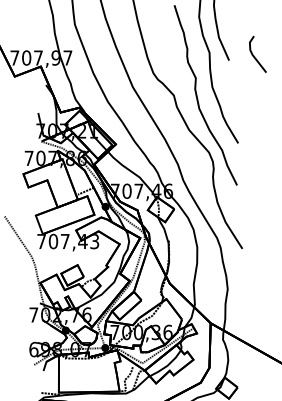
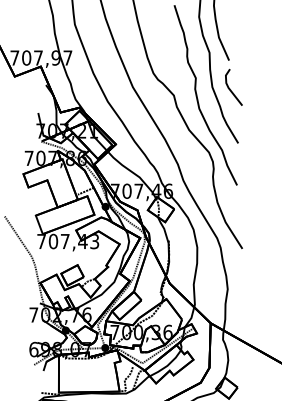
line position: (254, 55) -> (230, 88) (230, 88)
